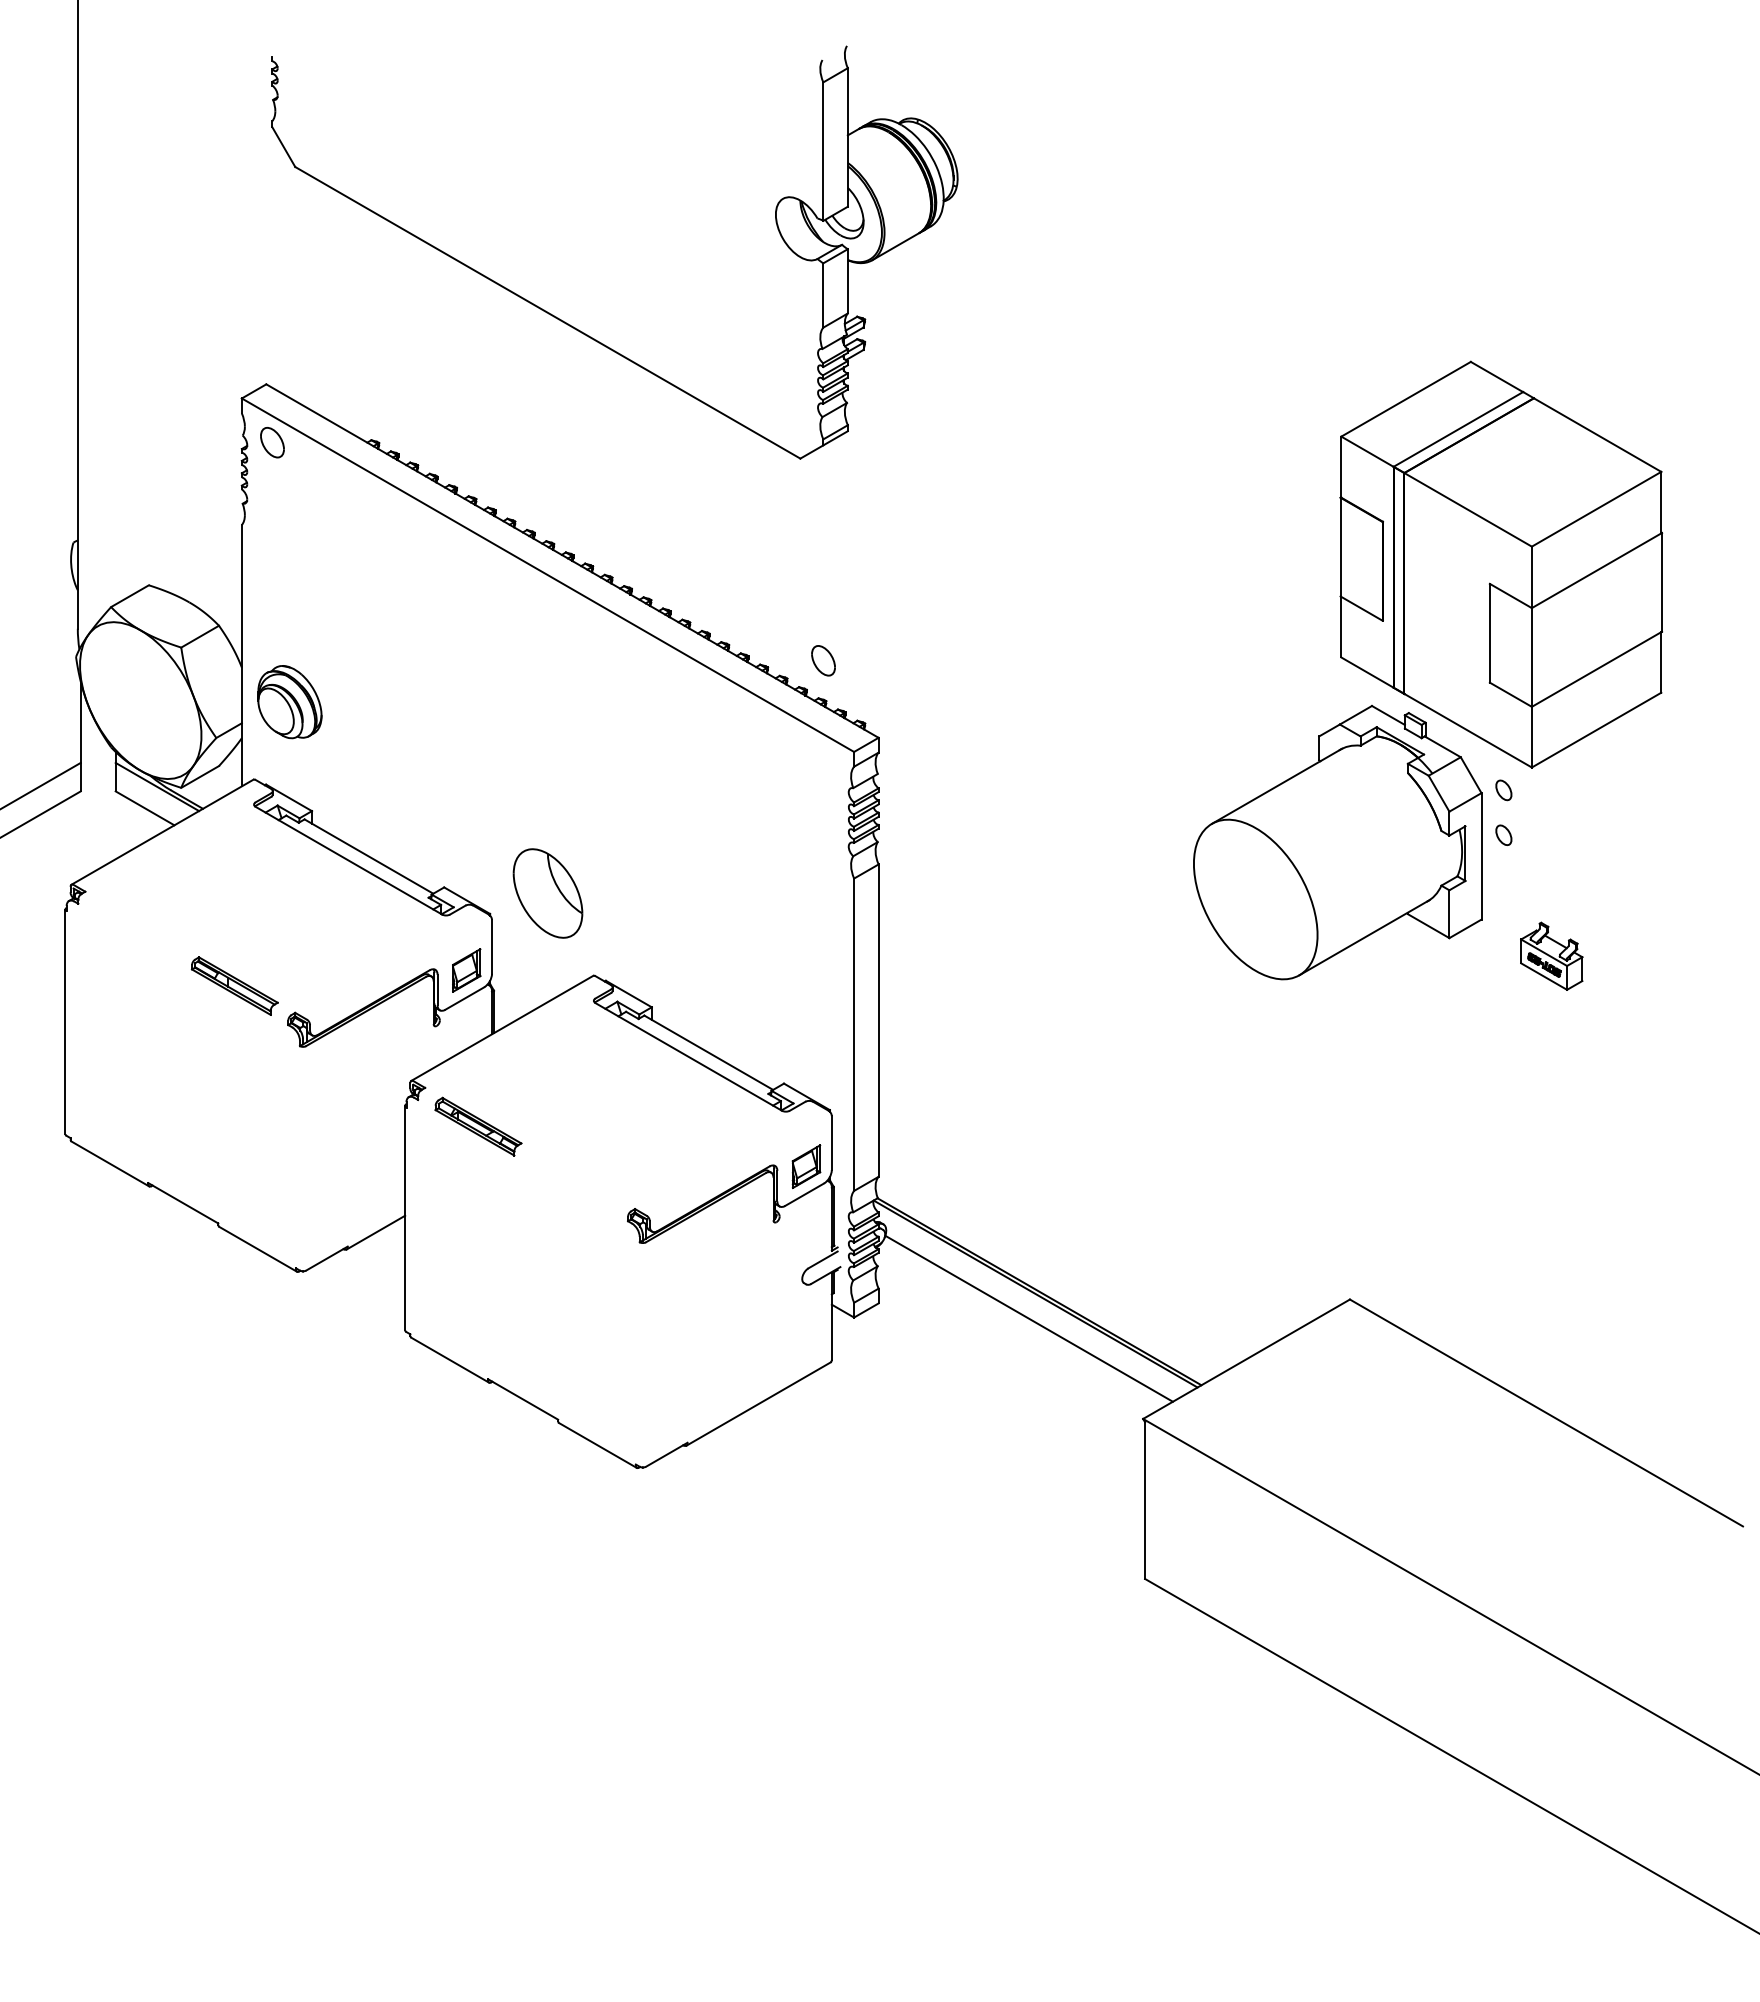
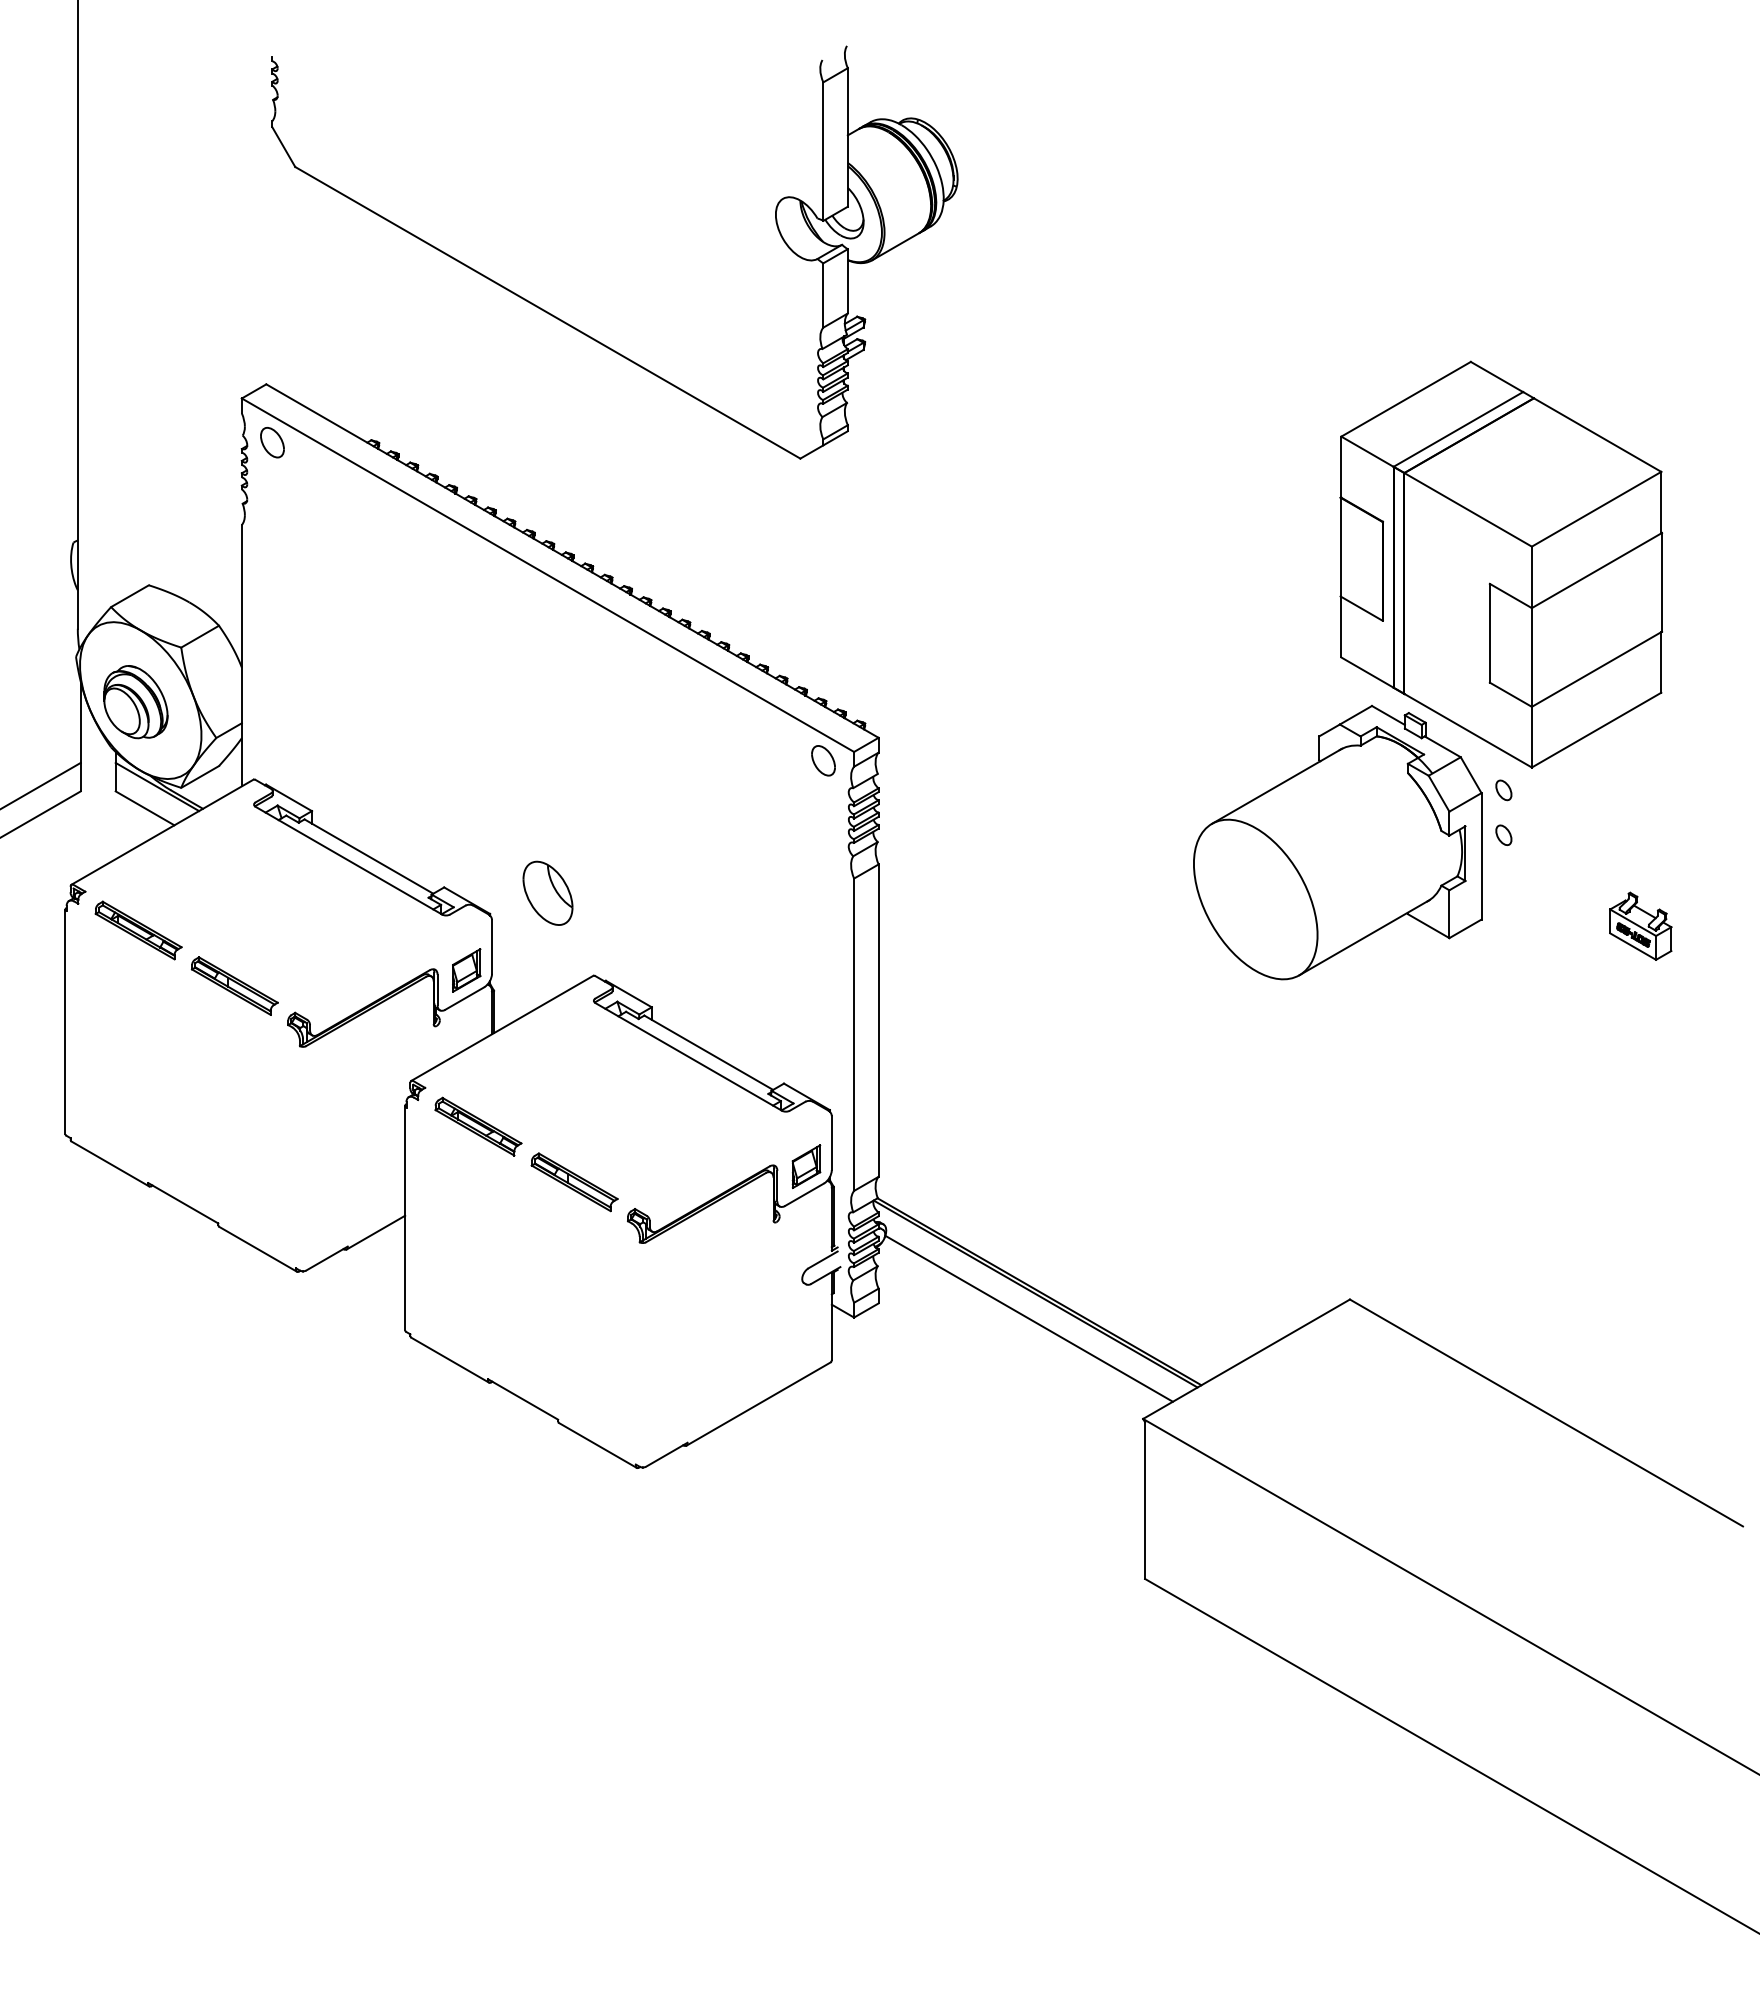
part position: (823, 660) -> (823, 760) (823, 760)
part position: (289, 702) -> (135, 702) (135, 702)
part size: 72x91 px -> 52x66 px (547, 892)
part: none -> present (138, 930)
part position: (1551, 955) -> (1640, 925) (1640, 925)
part: none -> present (574, 1182)
